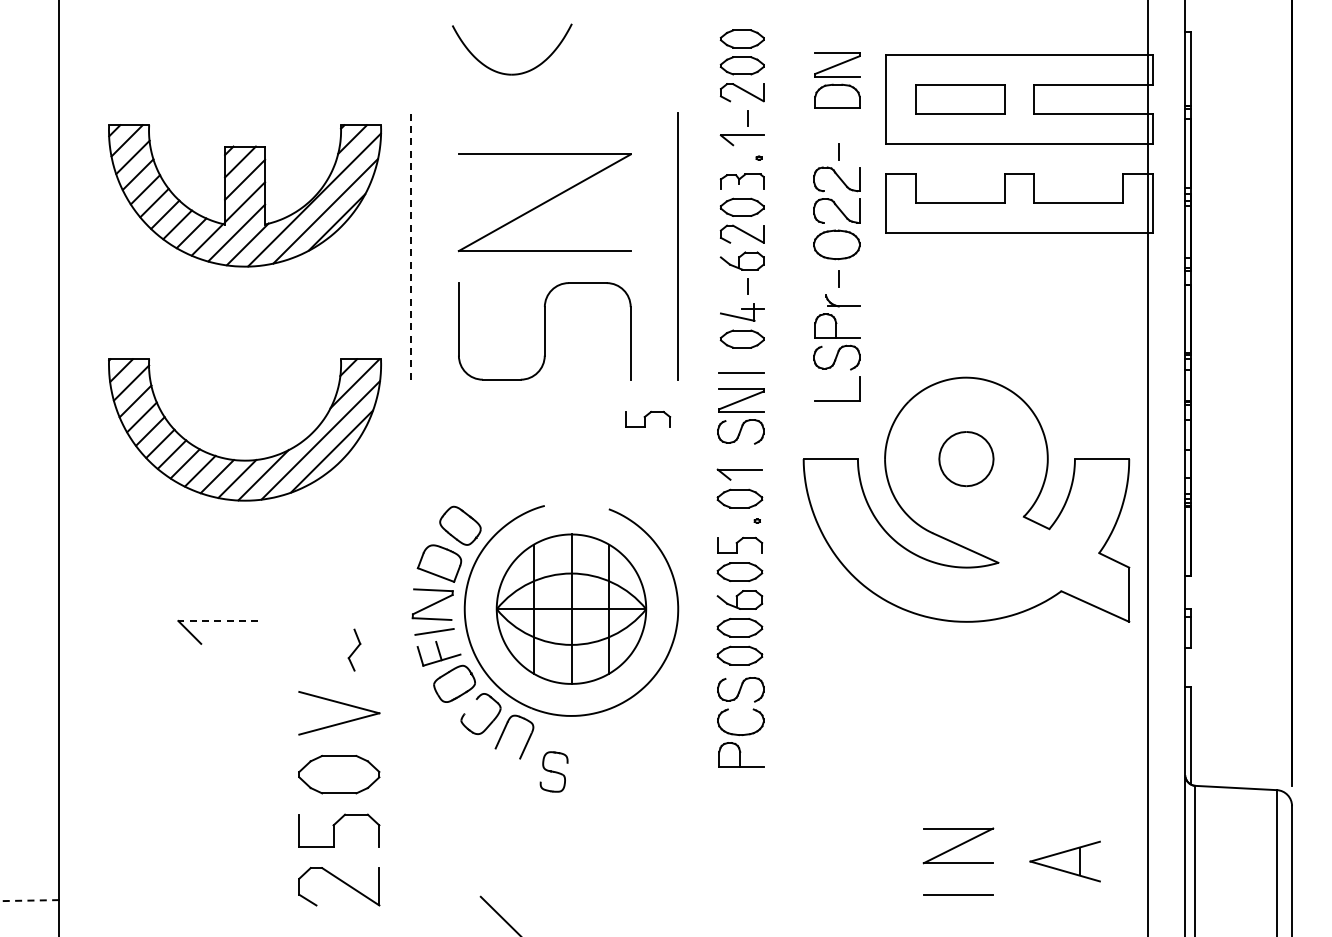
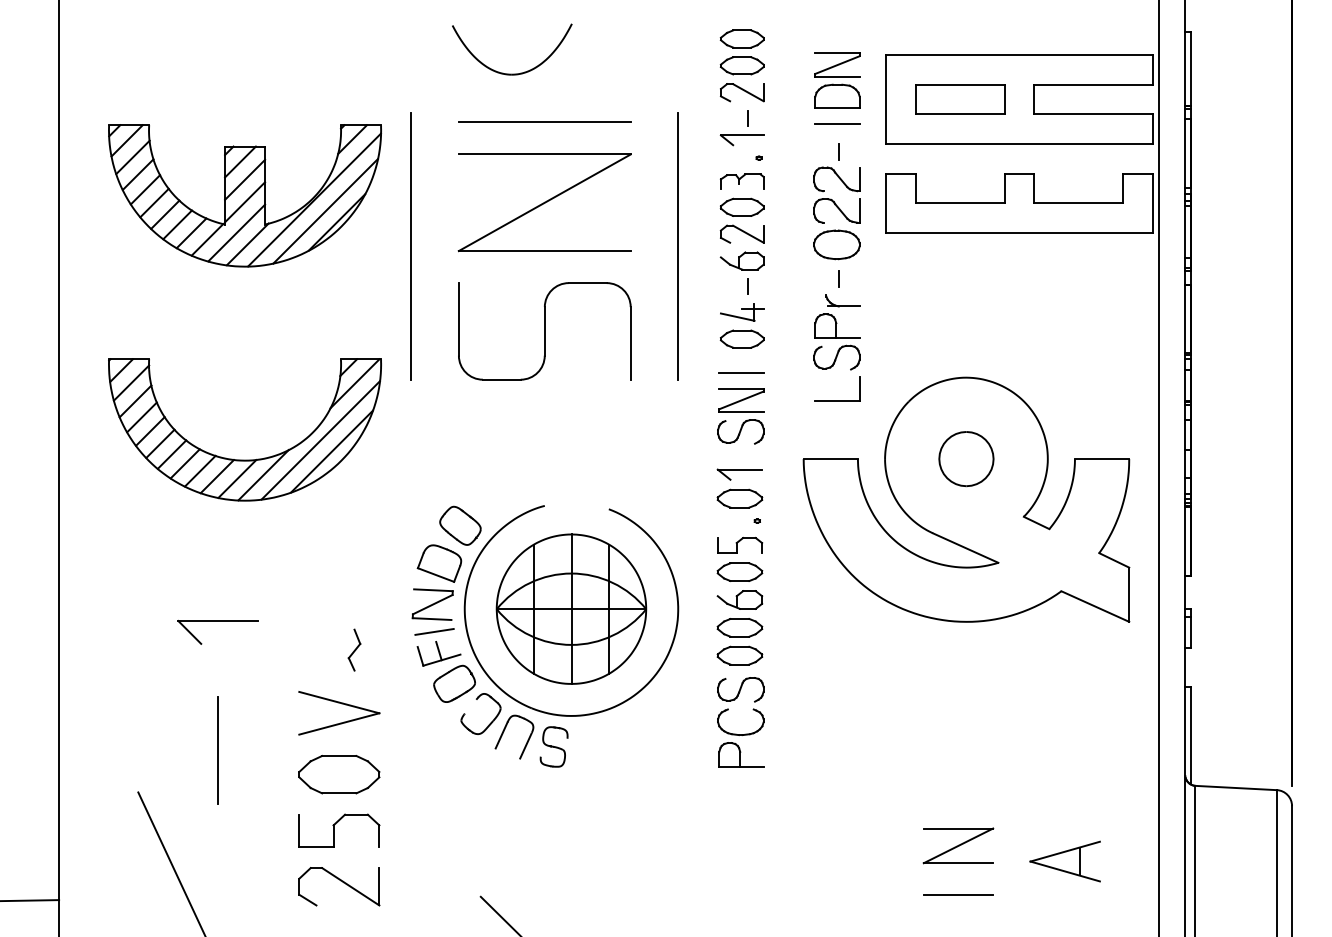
line: none -> present (544, 122)
line: none -> present (837, 123)
line: dashed -> solid (411, 245)
part: present -> none (648, 419)
line position: (1148, 467) -> (1159, 467) (1159, 467)
line: dashed -> solid (217, 621)
line: none -> present (218, 750)
part position: (553, 771) -> (553, 746) (553, 746)
line: none -> present (170, 862)
line: dashed -> solid (29, 900)
